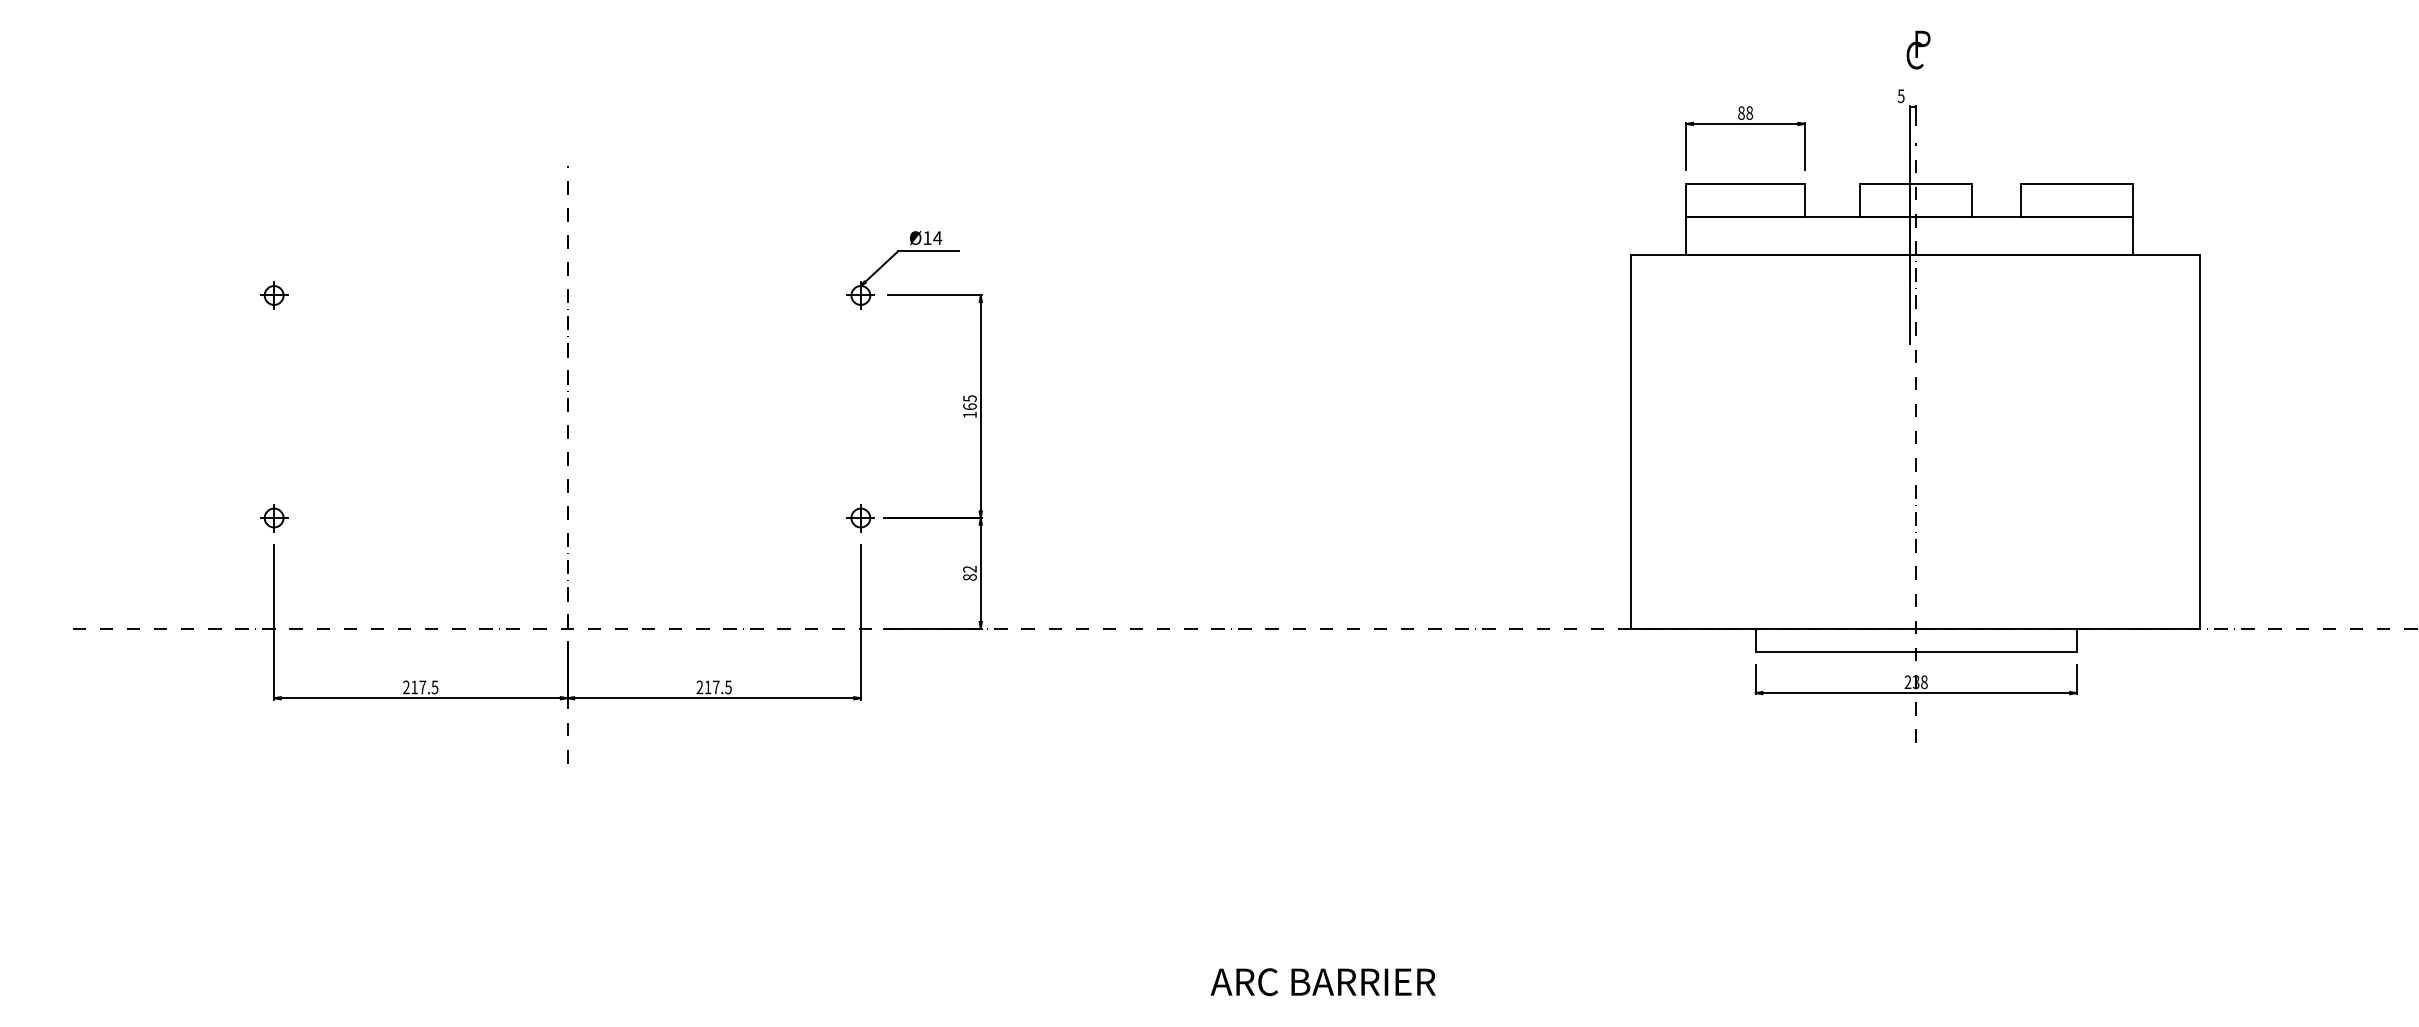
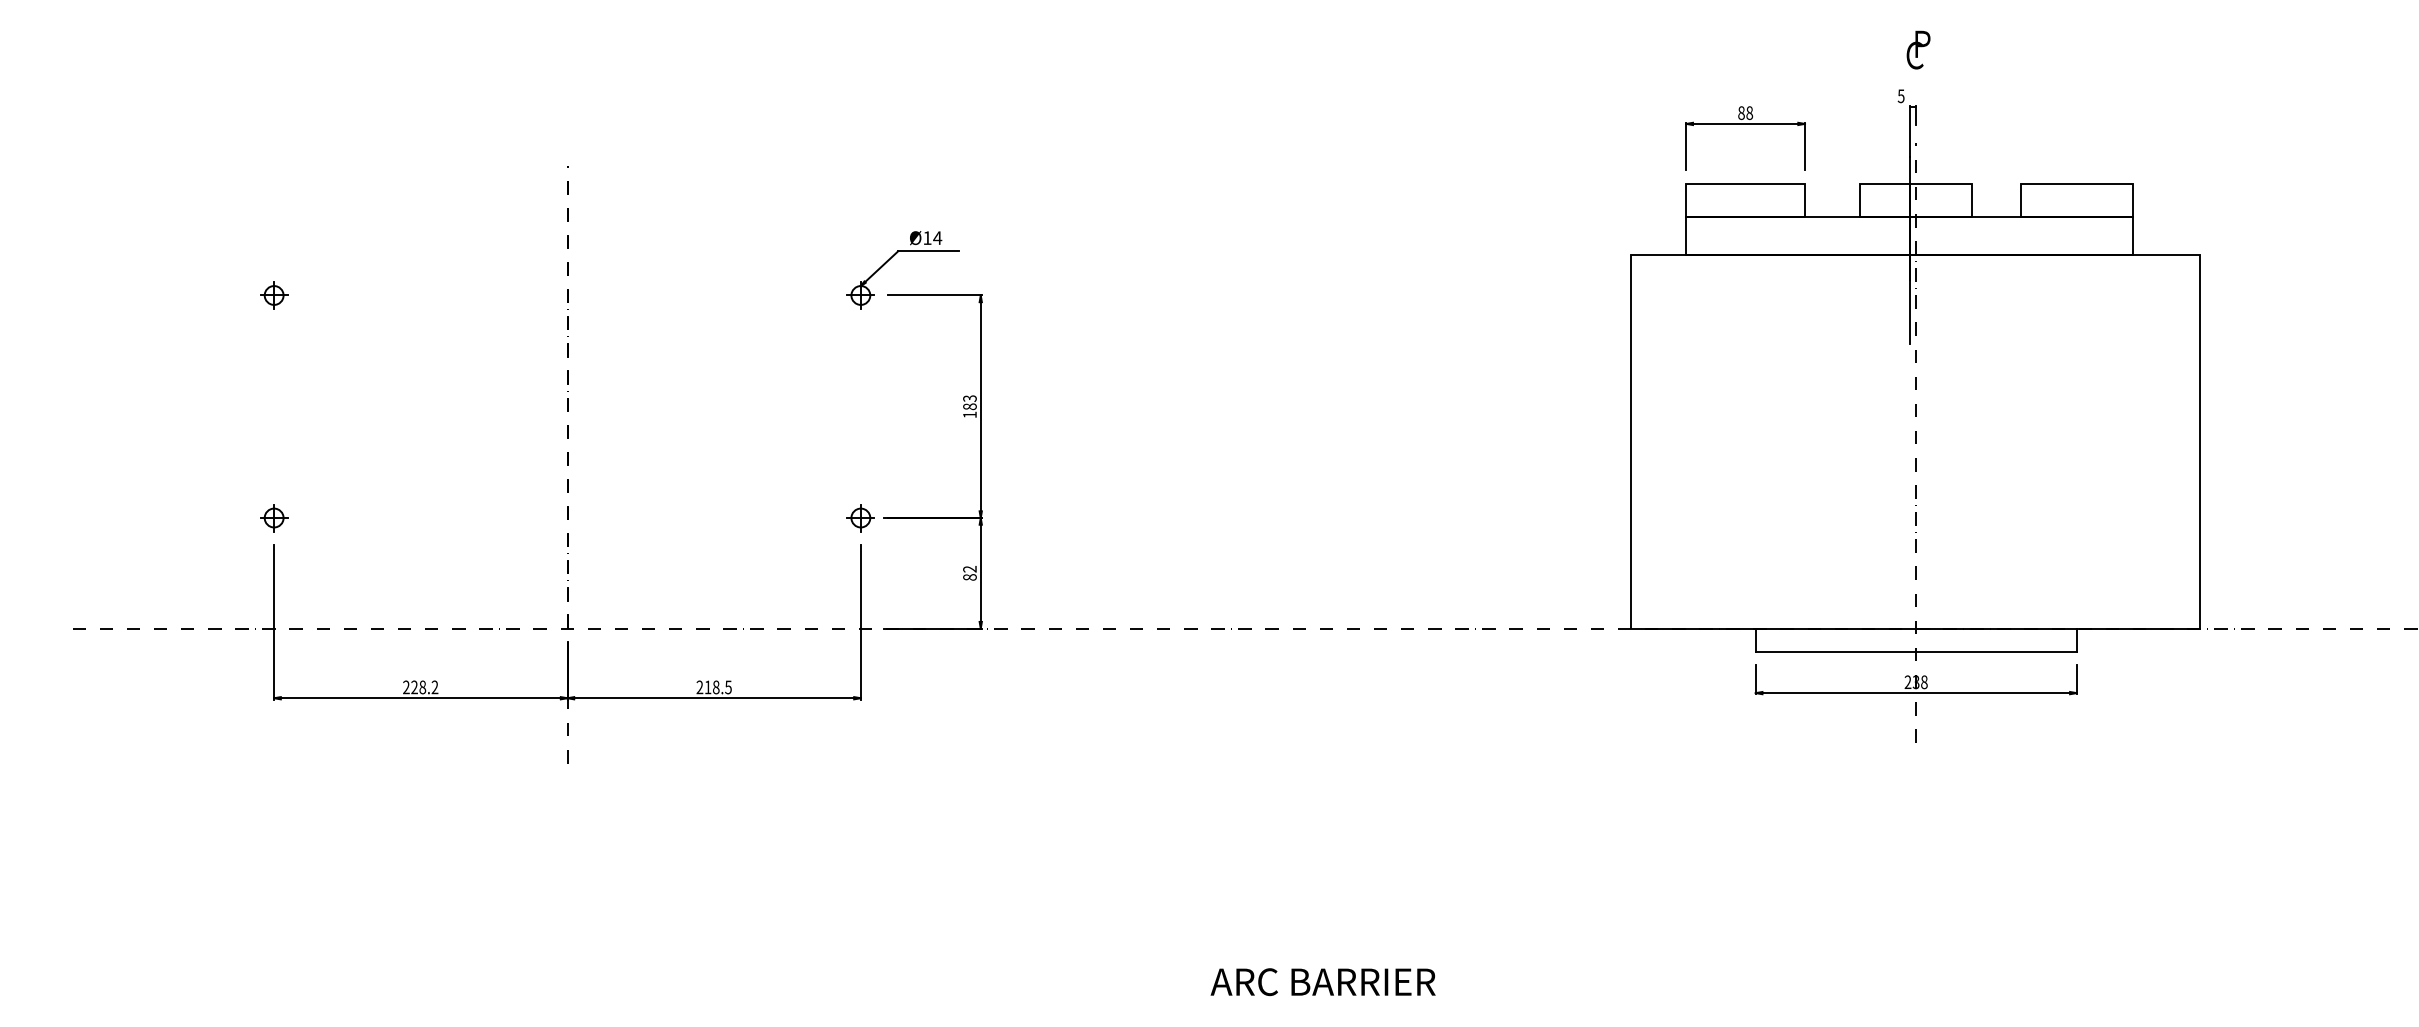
text: 165 -> 183 (969, 402)
text: 217.5 -> 228.2 (424, 687)
text: 217.5 -> 218.5 (716, 687)
